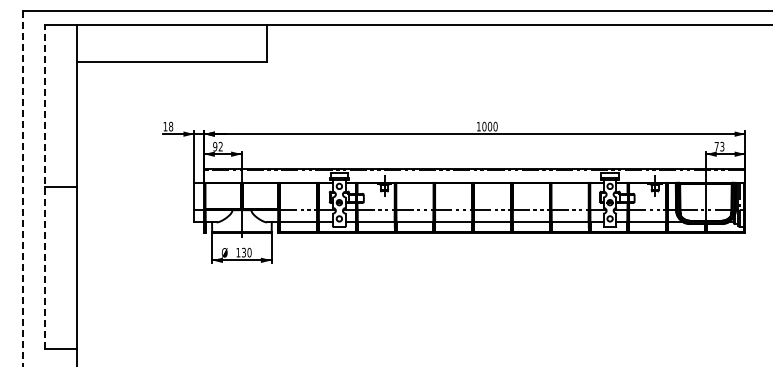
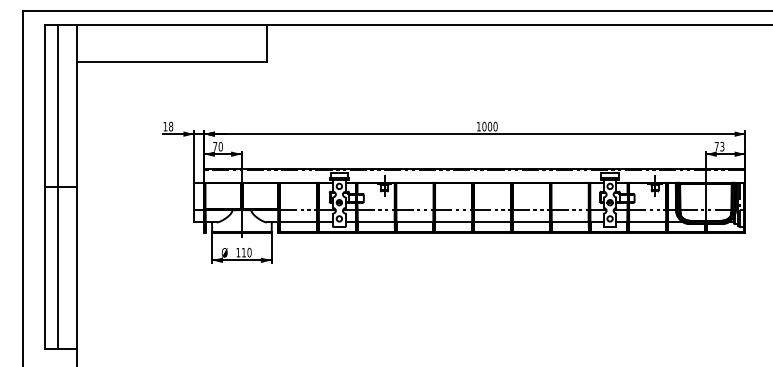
text: 92 -> 70 (217, 146)
line: dashed -> solid (44, 186)
line: none -> present (58, 186)
line: dashed -> solid (23, 188)
text: 130 -> 110 (243, 252)
